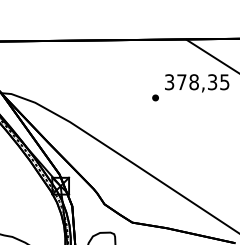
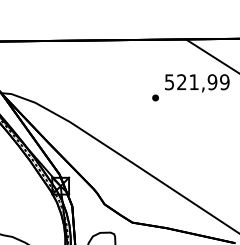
text: 378,35 -> 521,99 (197, 82)
